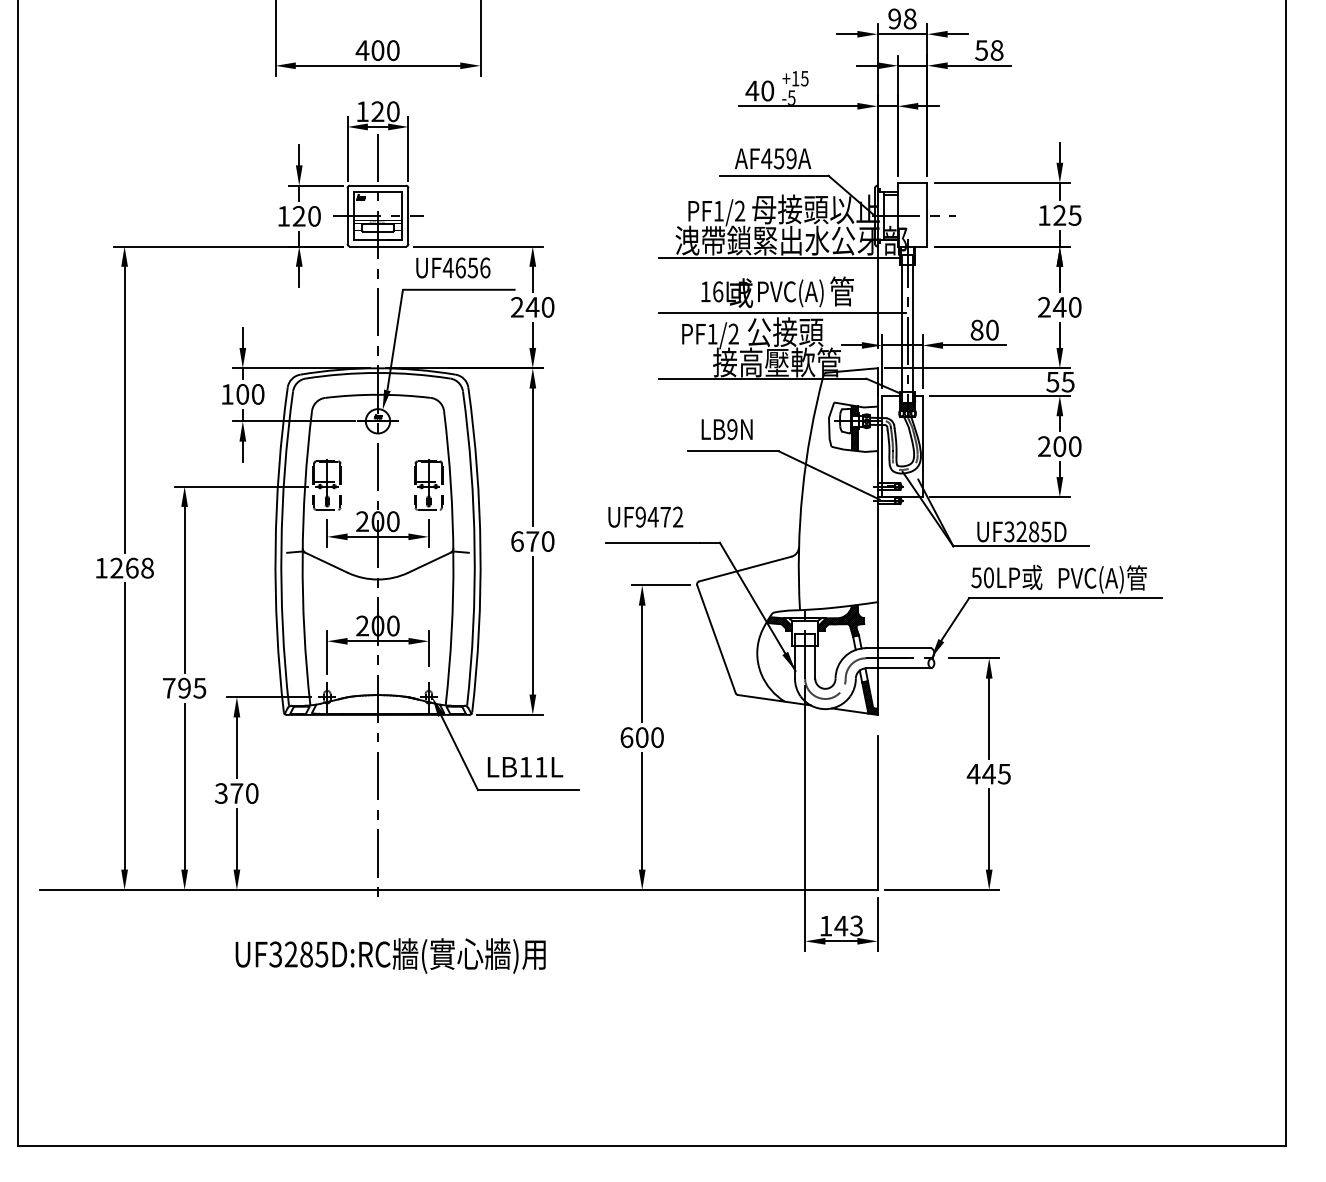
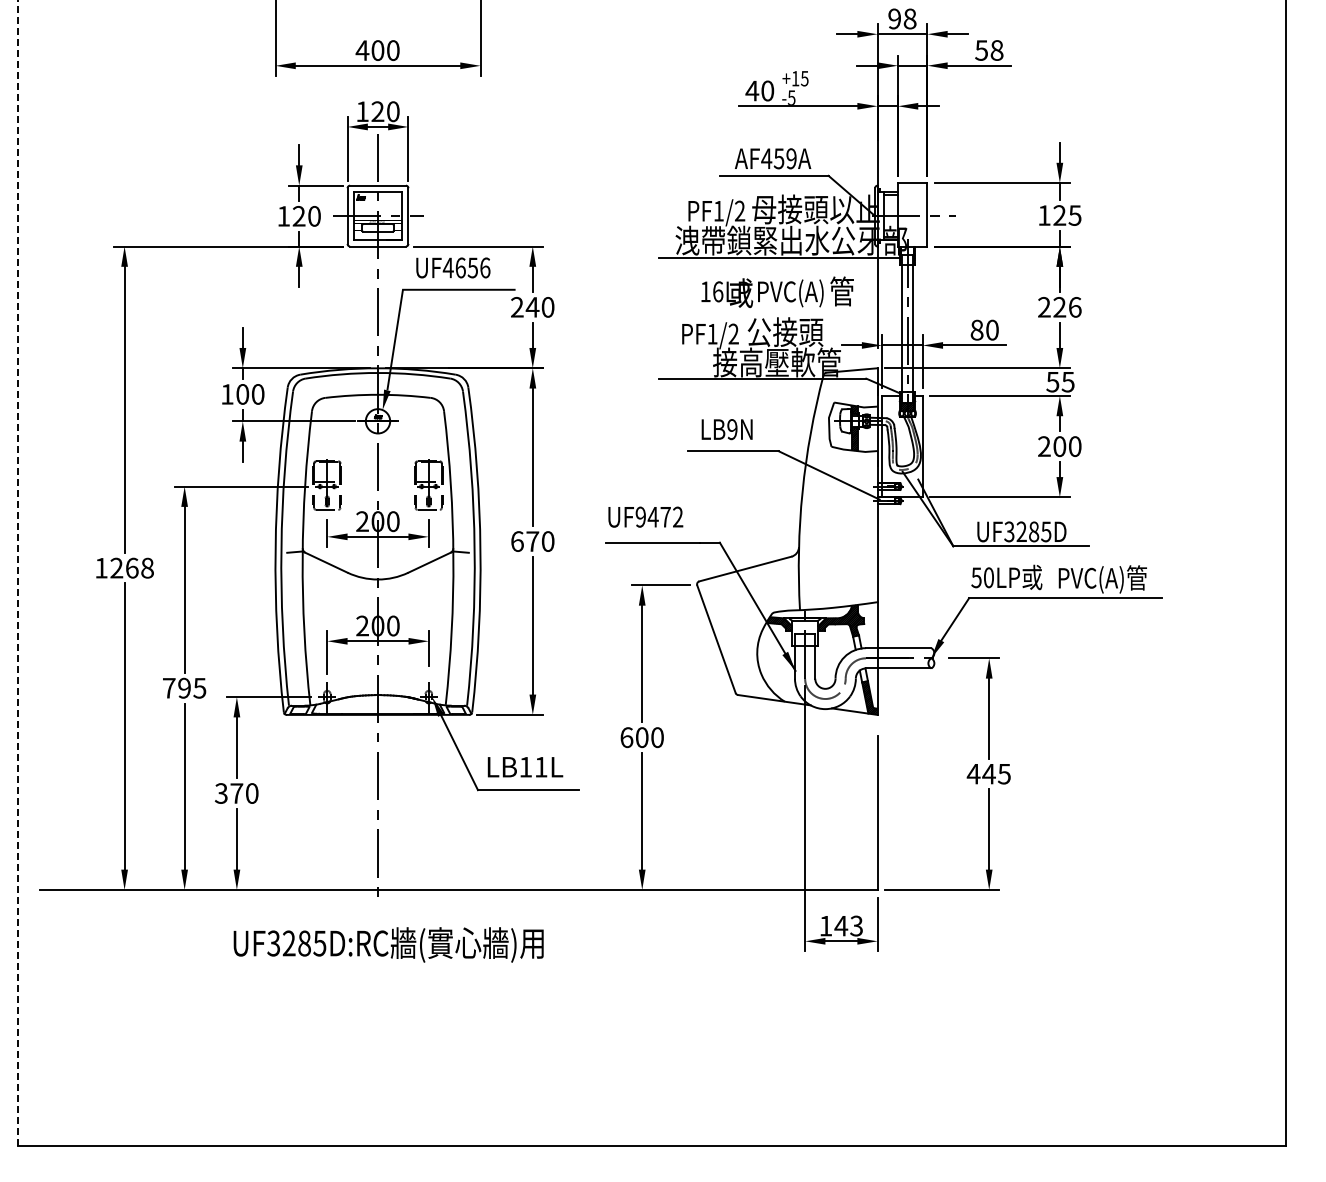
text: 240 -> 226 (1066, 306)
line: present -> none (781, 312)
line: solid -> dashed (18, 573)
text position: (390, 955) -> (388, 944) (388, 944)
